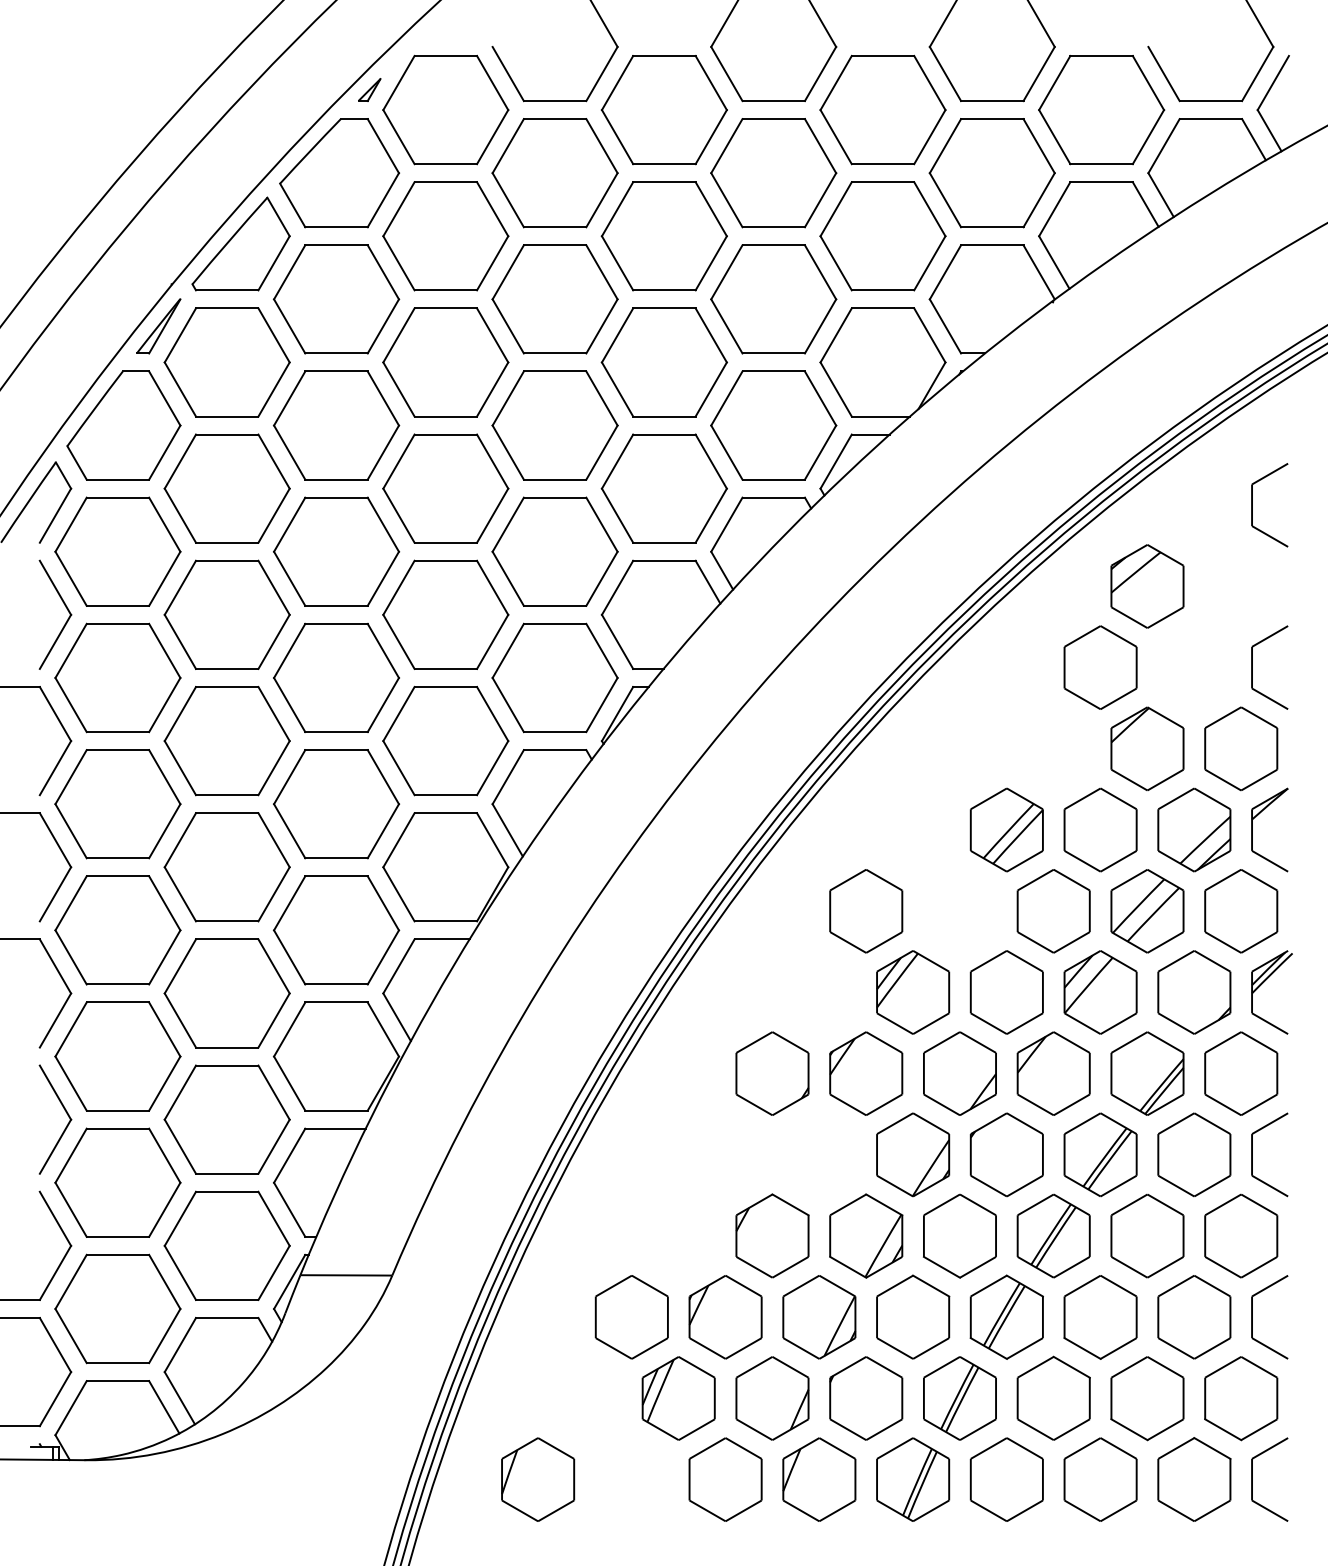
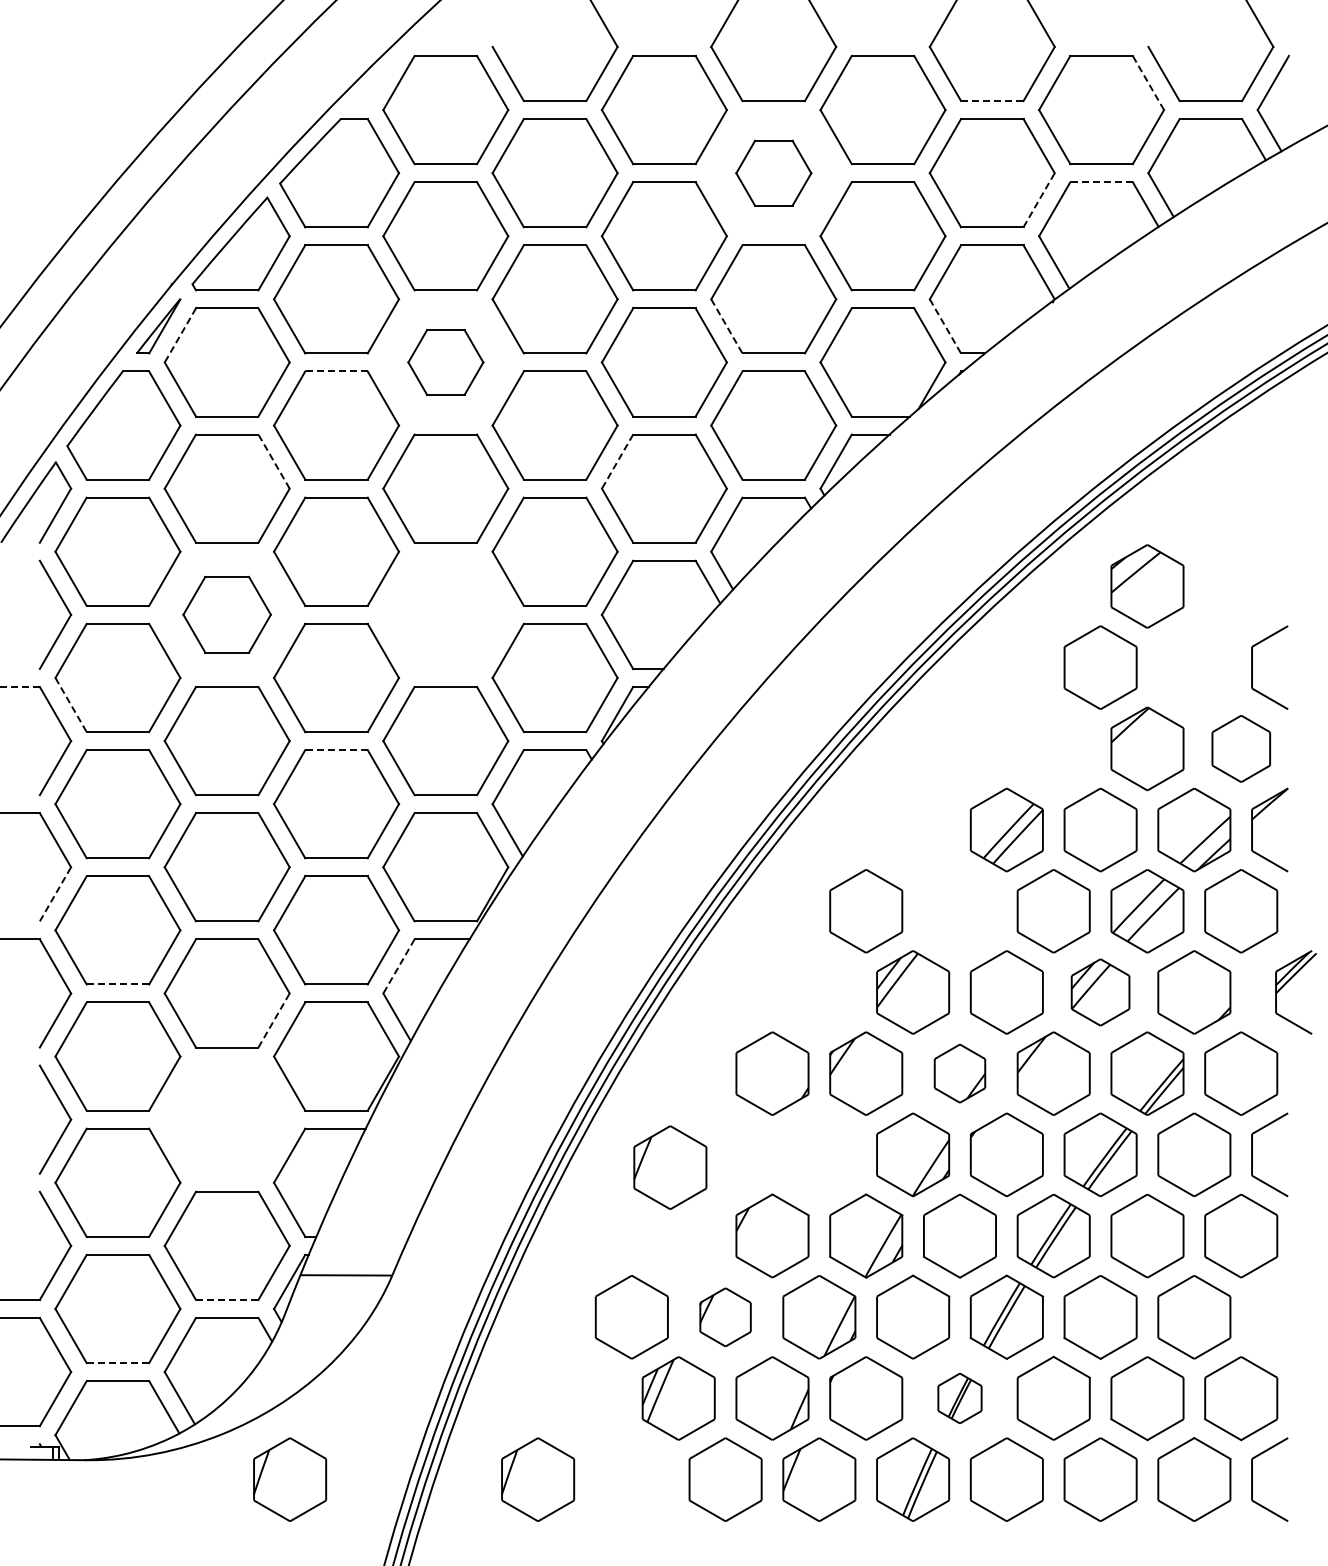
line: solid -> dashed (1148, 82)
part: present -> none (369, 89)
line: solid -> dashed (992, 101)
part size: 128x111 px -> 78x68 px (773, 172)
line: solid -> dashed (1101, 182)
line: solid -> dashed (1039, 199)
line: solid -> dashed (727, 326)
line: solid -> dashed (945, 326)
line: solid -> dashed (180, 335)
part size: 128x111 px -> 78x67 px (445, 362)
line: solid -> dashed (336, 371)
line: solid -> dashed (273, 461)
line: solid -> dashed (617, 462)
part: present -> none (1252, 505)
part size: 128x111 px -> 90x79 px (226, 614)
part: present -> none (445, 614)
line: solid -> dashed (20, 686)
line: solid -> dashed (71, 705)
part size: 75x86 px -> 60x68 px (1240, 748)
line: solid -> dashed (336, 750)
line: solid -> dashed (55, 893)
line: solid -> dashed (398, 966)
part position: (1263, 983) -> (1287, 983) (1287, 983)
line: solid -> dashed (118, 984)
part size: 75x85 px -> 61x69 px (1100, 992)
line: solid -> dashed (274, 1020)
part size: 74x85 px -> 54x61 px (959, 1073)
part: present -> none (226, 1119)
part: none -> present (670, 1167)
line: solid -> dashed (227, 1299)
part size: 75x85 px -> 53x60 px (725, 1316)
part: present -> none (1252, 1317)
line: solid -> dashed (118, 1363)
part size: 74x85 px -> 46x51 px (959, 1398)
part: none -> present (290, 1479)
